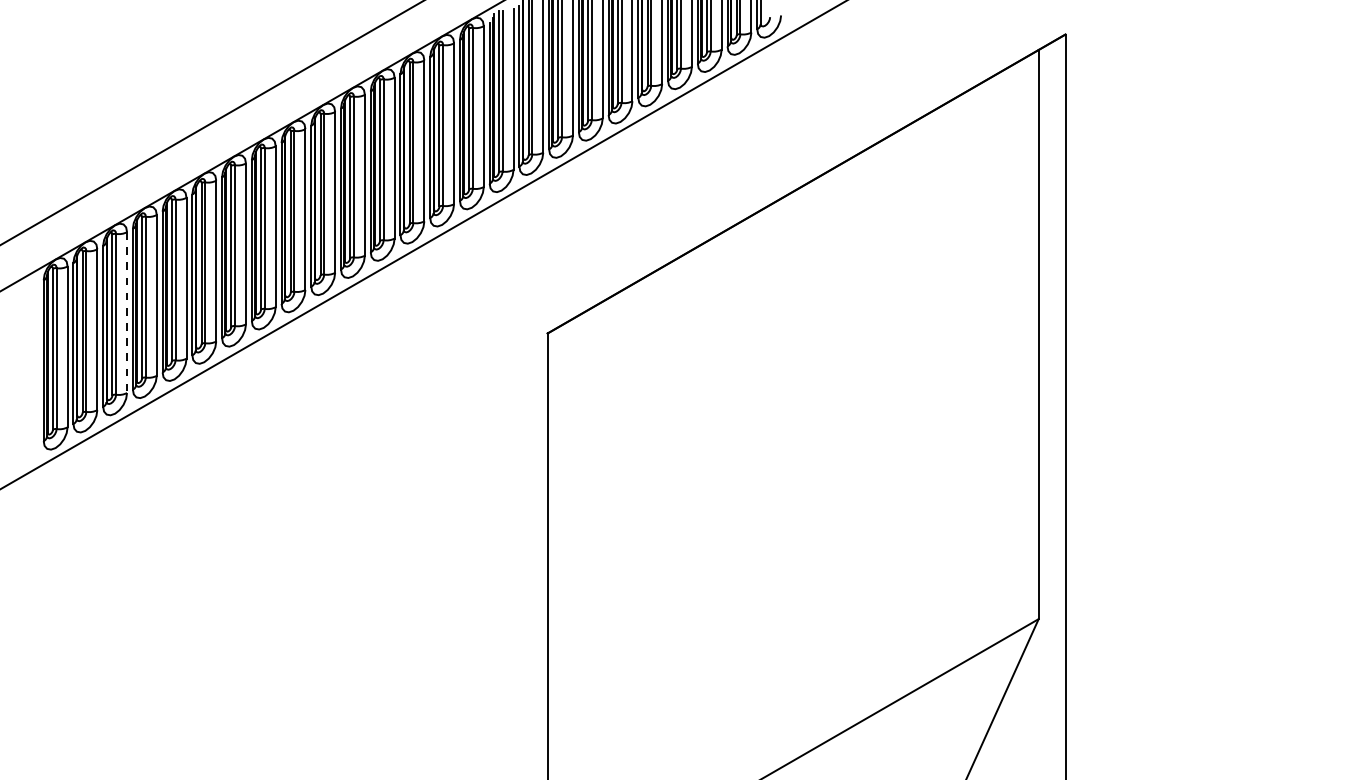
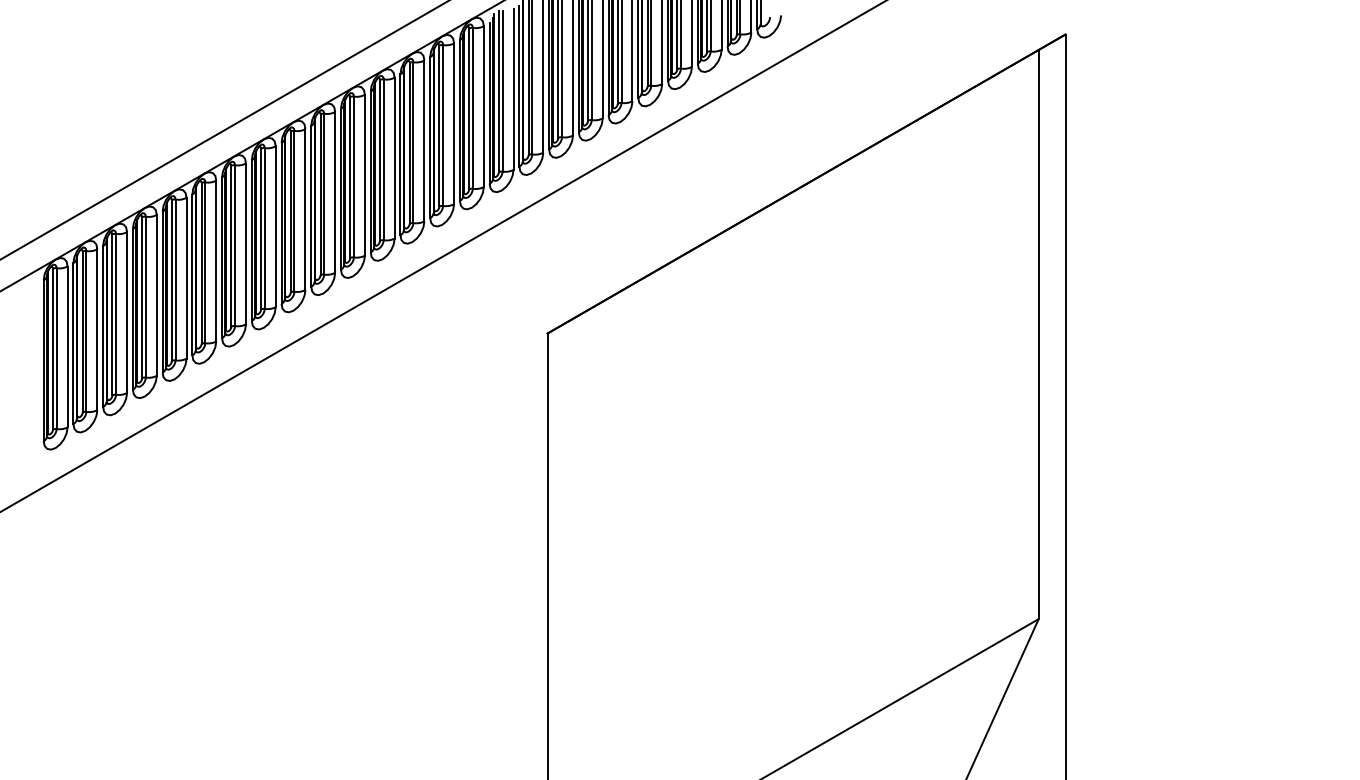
line position: (211, 122) -> (224, 130) (224, 130)
line position: (423, 245) -> (442, 256) (442, 256)
line: dashed -> solid (127, 313)
